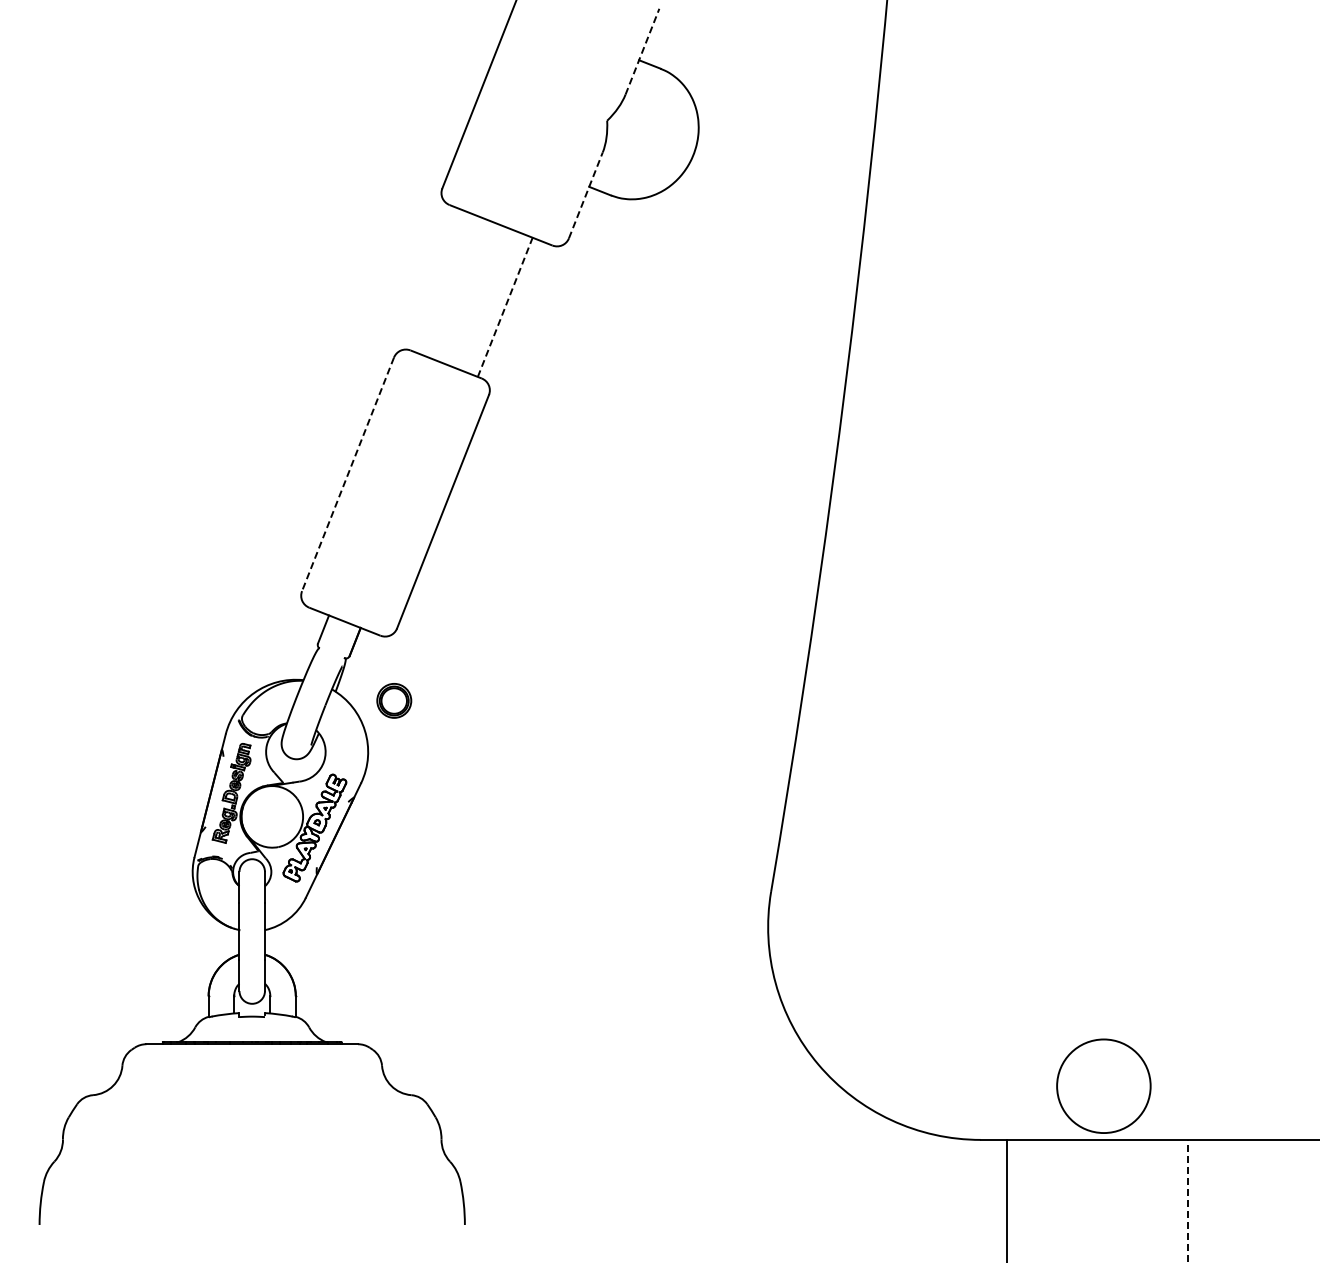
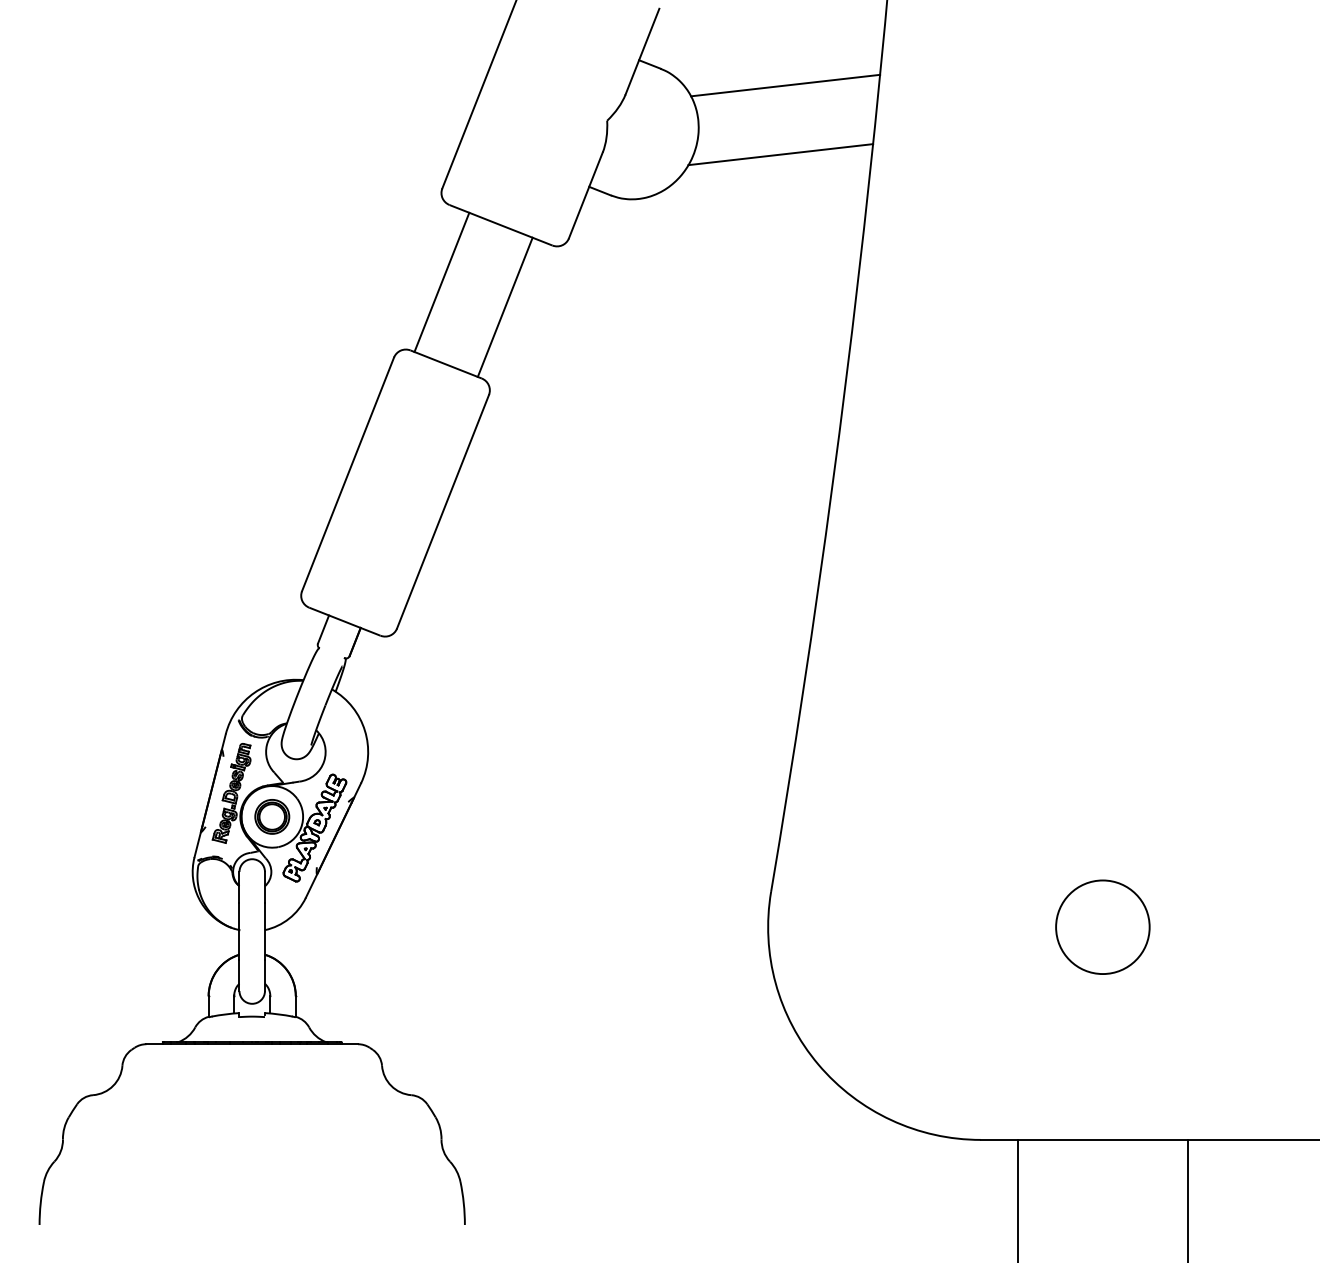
line: dashed -> solid (642, 51)
line: none -> present (785, 85)
line: none -> present (780, 154)
line: dashed -> solid (586, 194)
line: none -> present (441, 282)
line: dashed -> solid (505, 307)
line: dashed -> solid (347, 474)
part position: (394, 700) -> (272, 816) (272, 816)
circle position: (1103, 1085) -> (1102, 926) (1102, 926)
line position: (1006, 1199) -> (1017, 1199) (1017, 1199)
line: dashed -> solid (1187, 1200)
